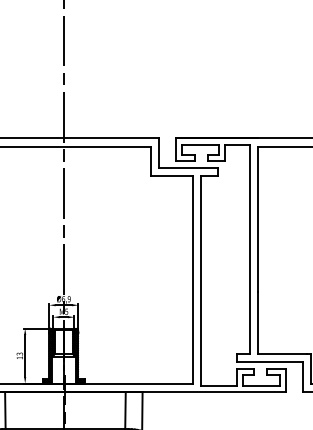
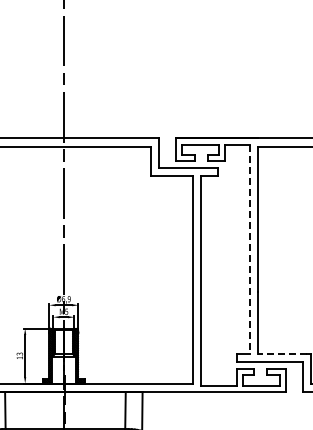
line: solid -> dashed (250, 249)
line: solid -> dashed (282, 353)
